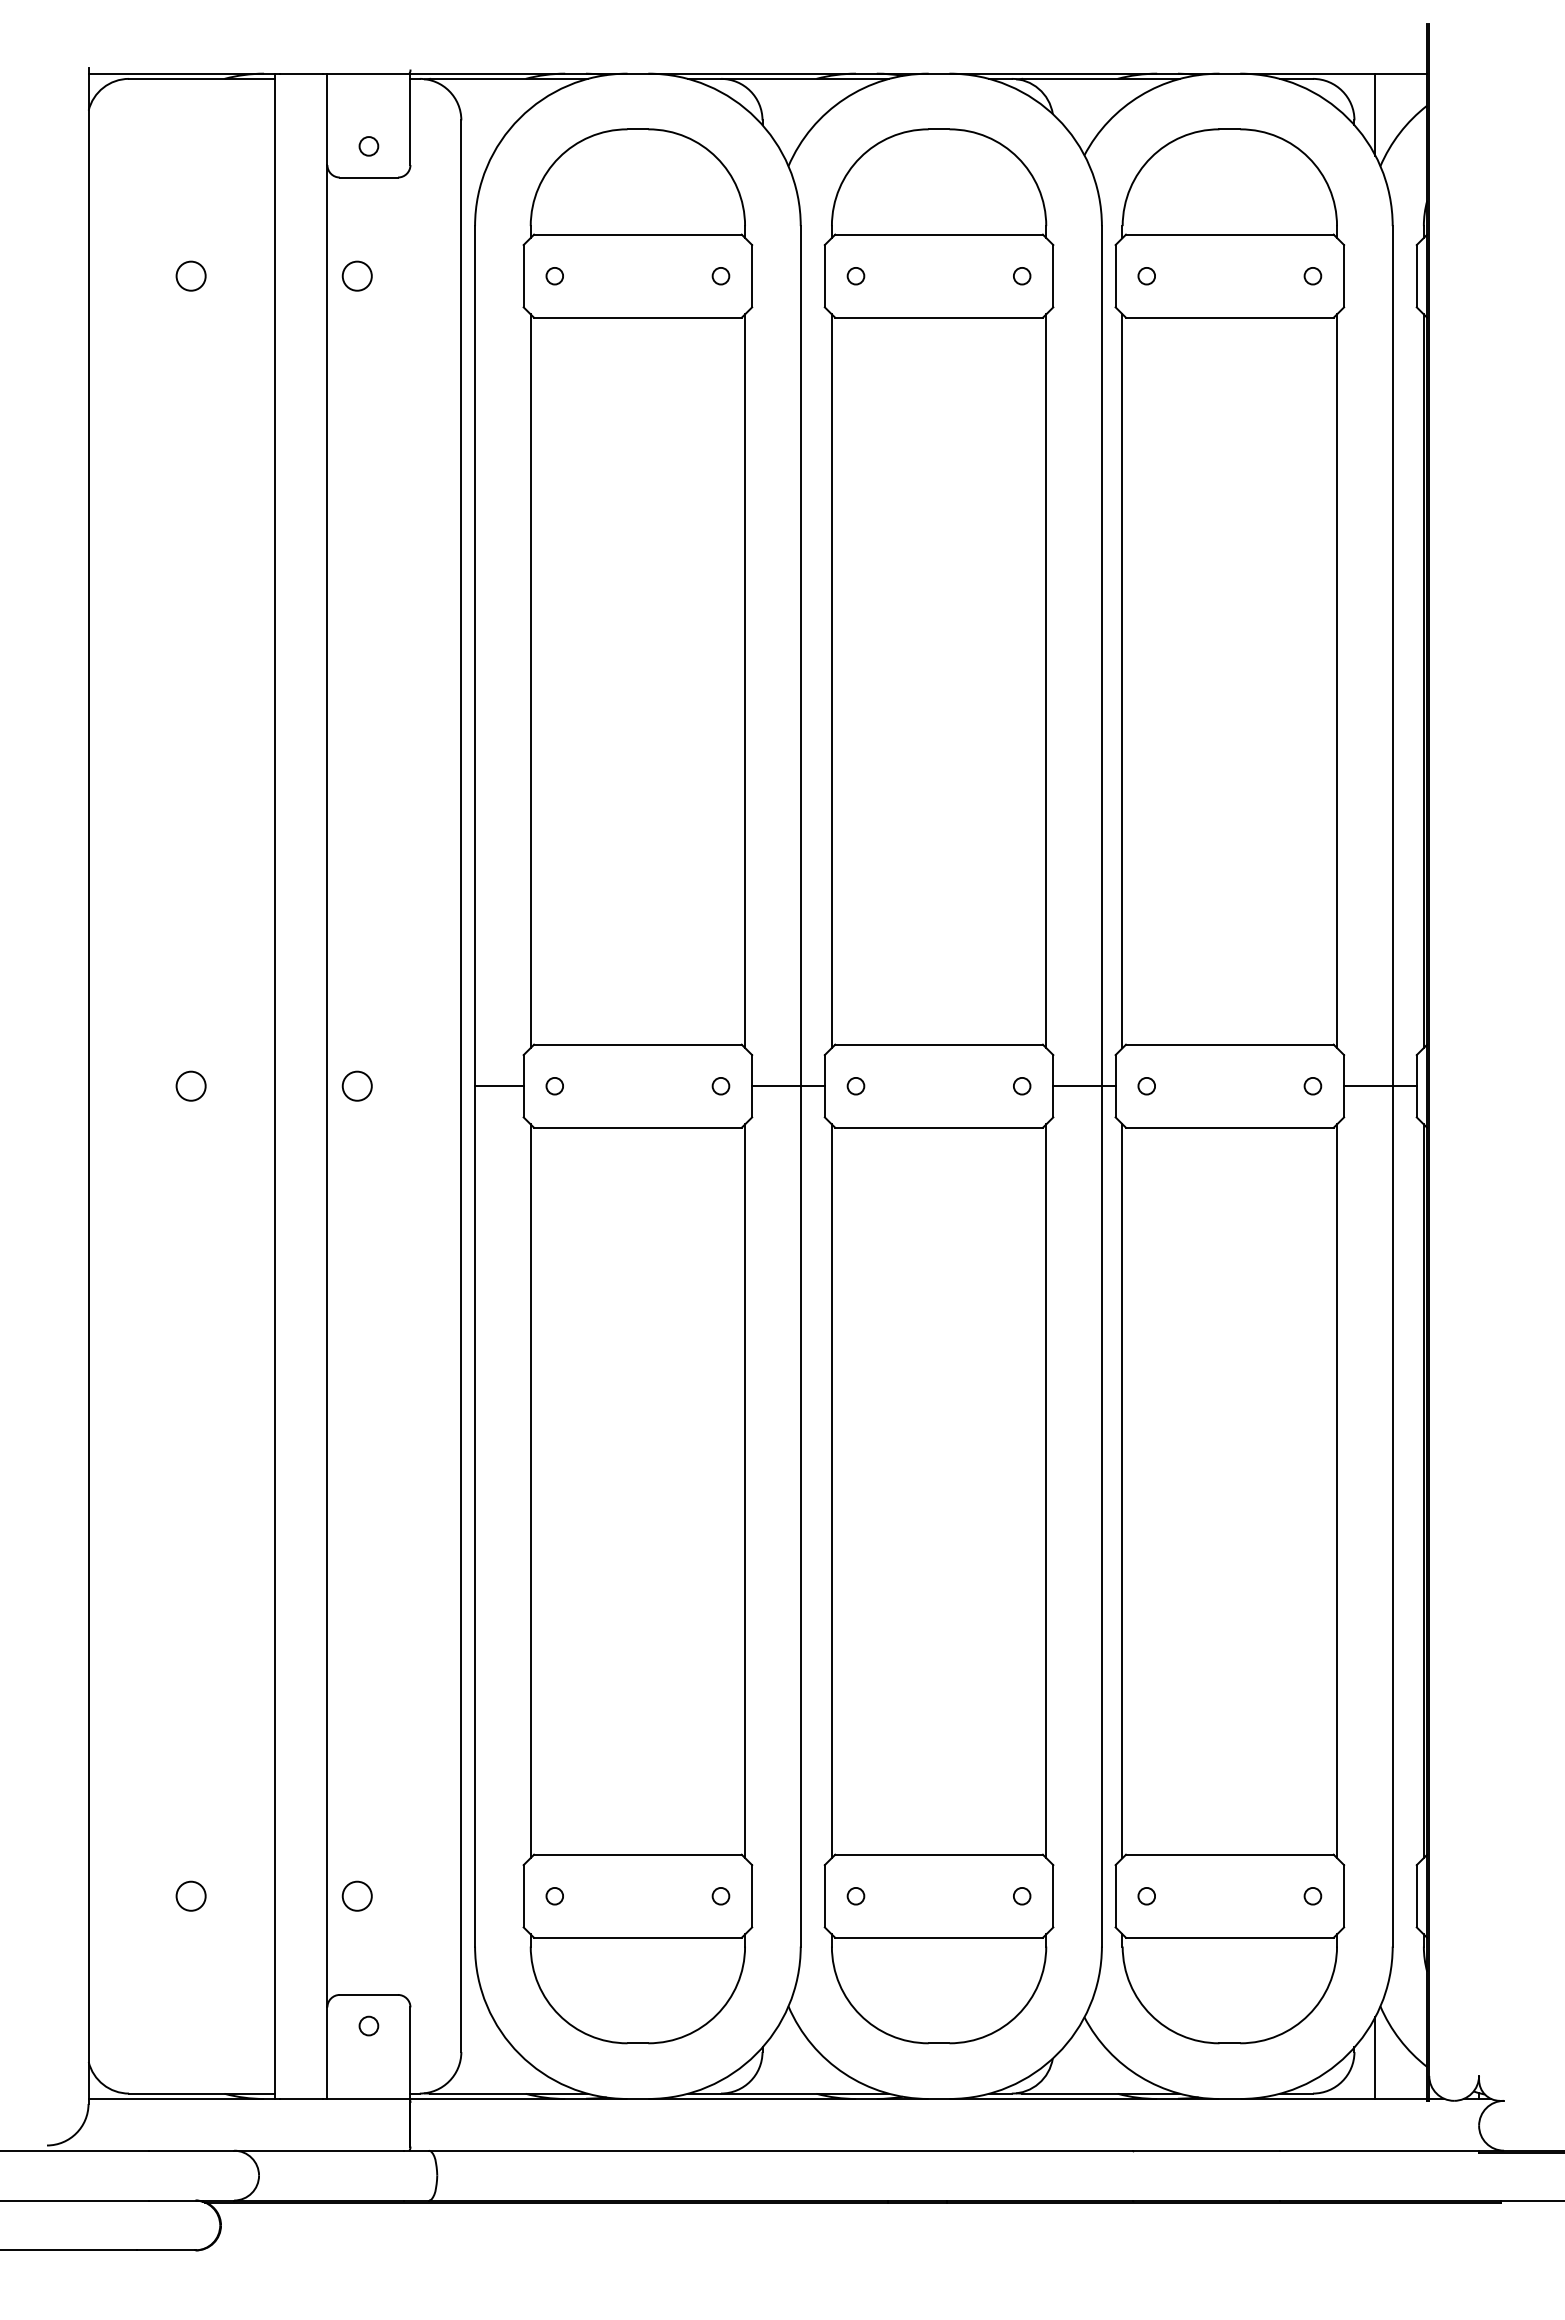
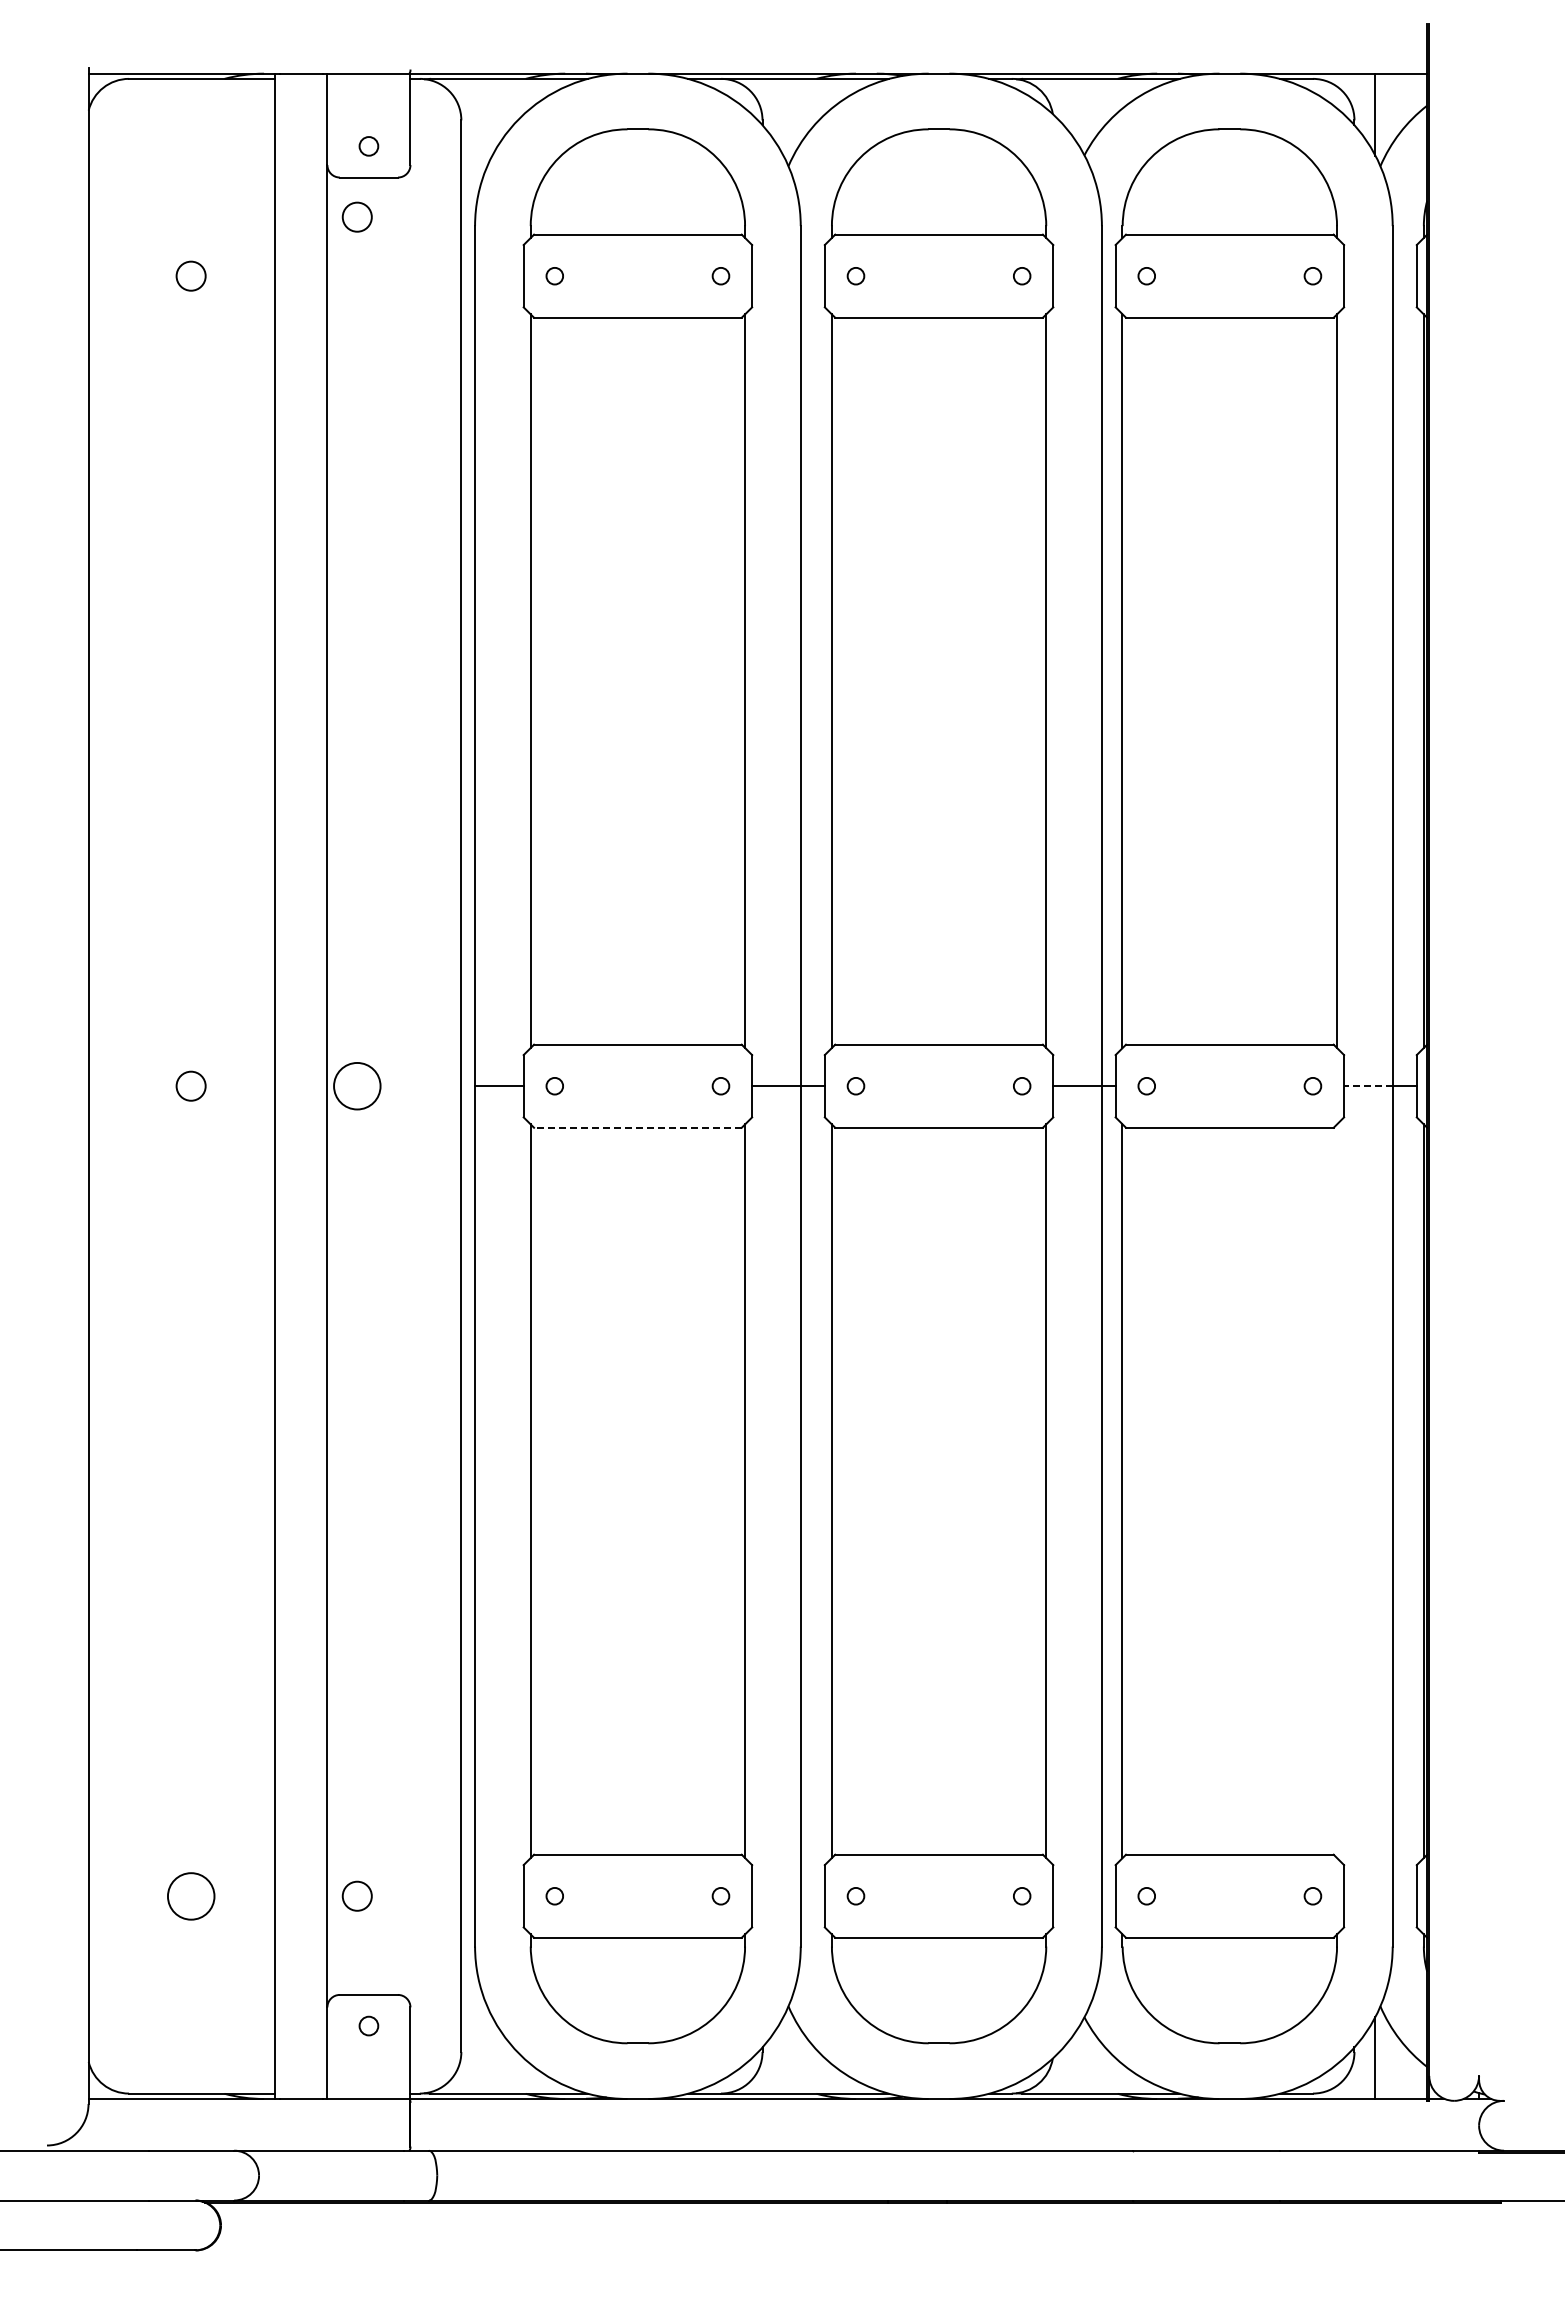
circle position: (356, 275) -> (356, 216) (356, 216)
circle diameter: 29 px -> 47 px (357, 1085)
line: solid -> dashed (1367, 1086)
line: solid -> dashed (637, 1127)
line: present -> none (1337, 1491)
circle size: 32x32 px -> 49x49 px (191, 1896)
